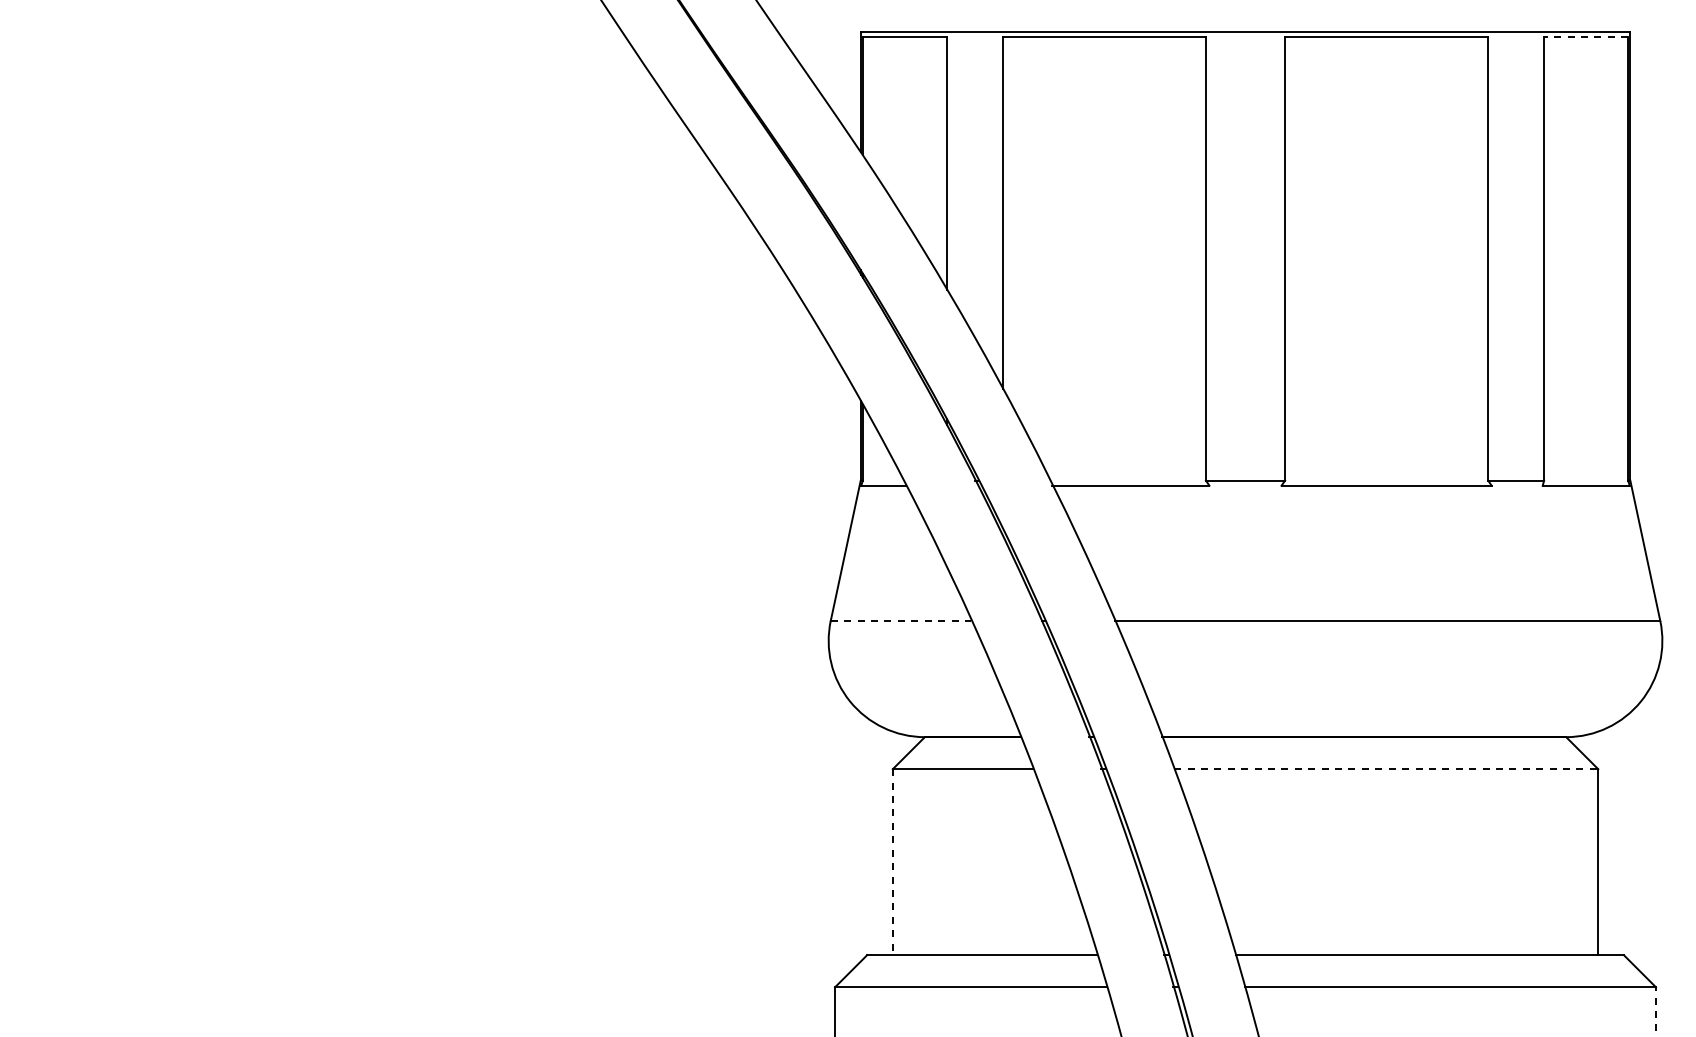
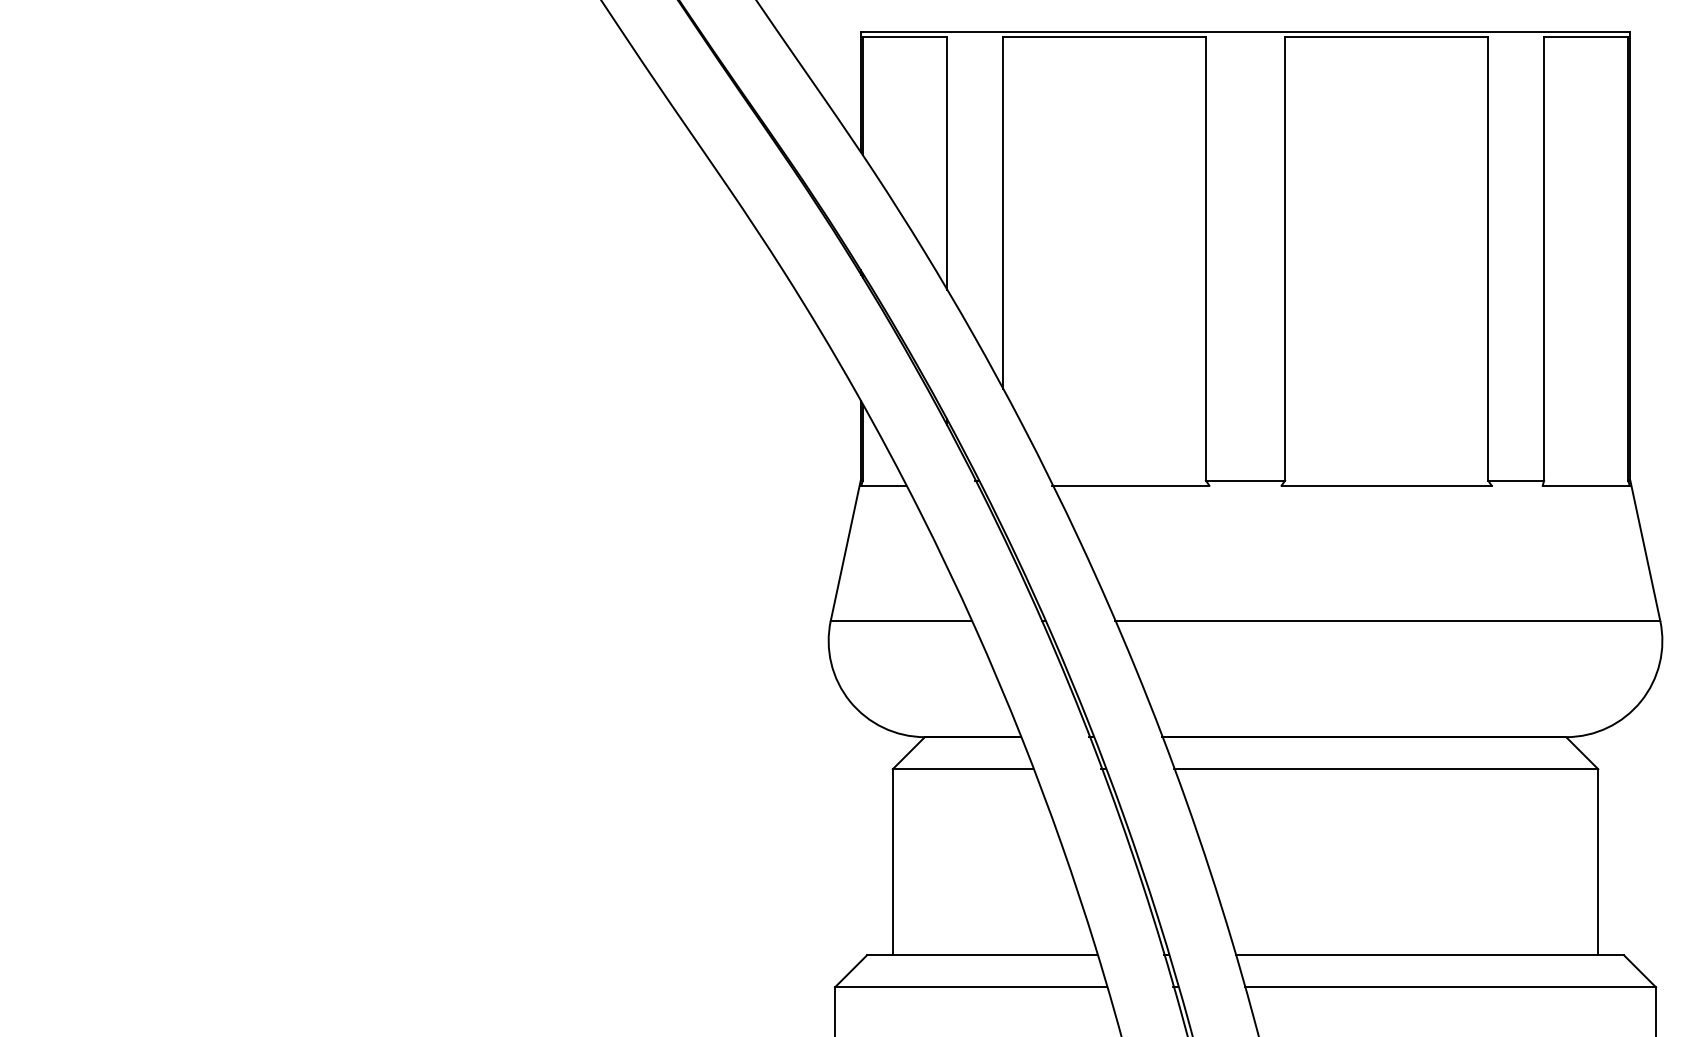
line: dashed -> solid (1585, 36)
line: dashed -> solid (901, 620)
line: dashed -> solid (1386, 769)
line: dashed -> solid (892, 862)
line: dashed -> solid (1655, 1011)
